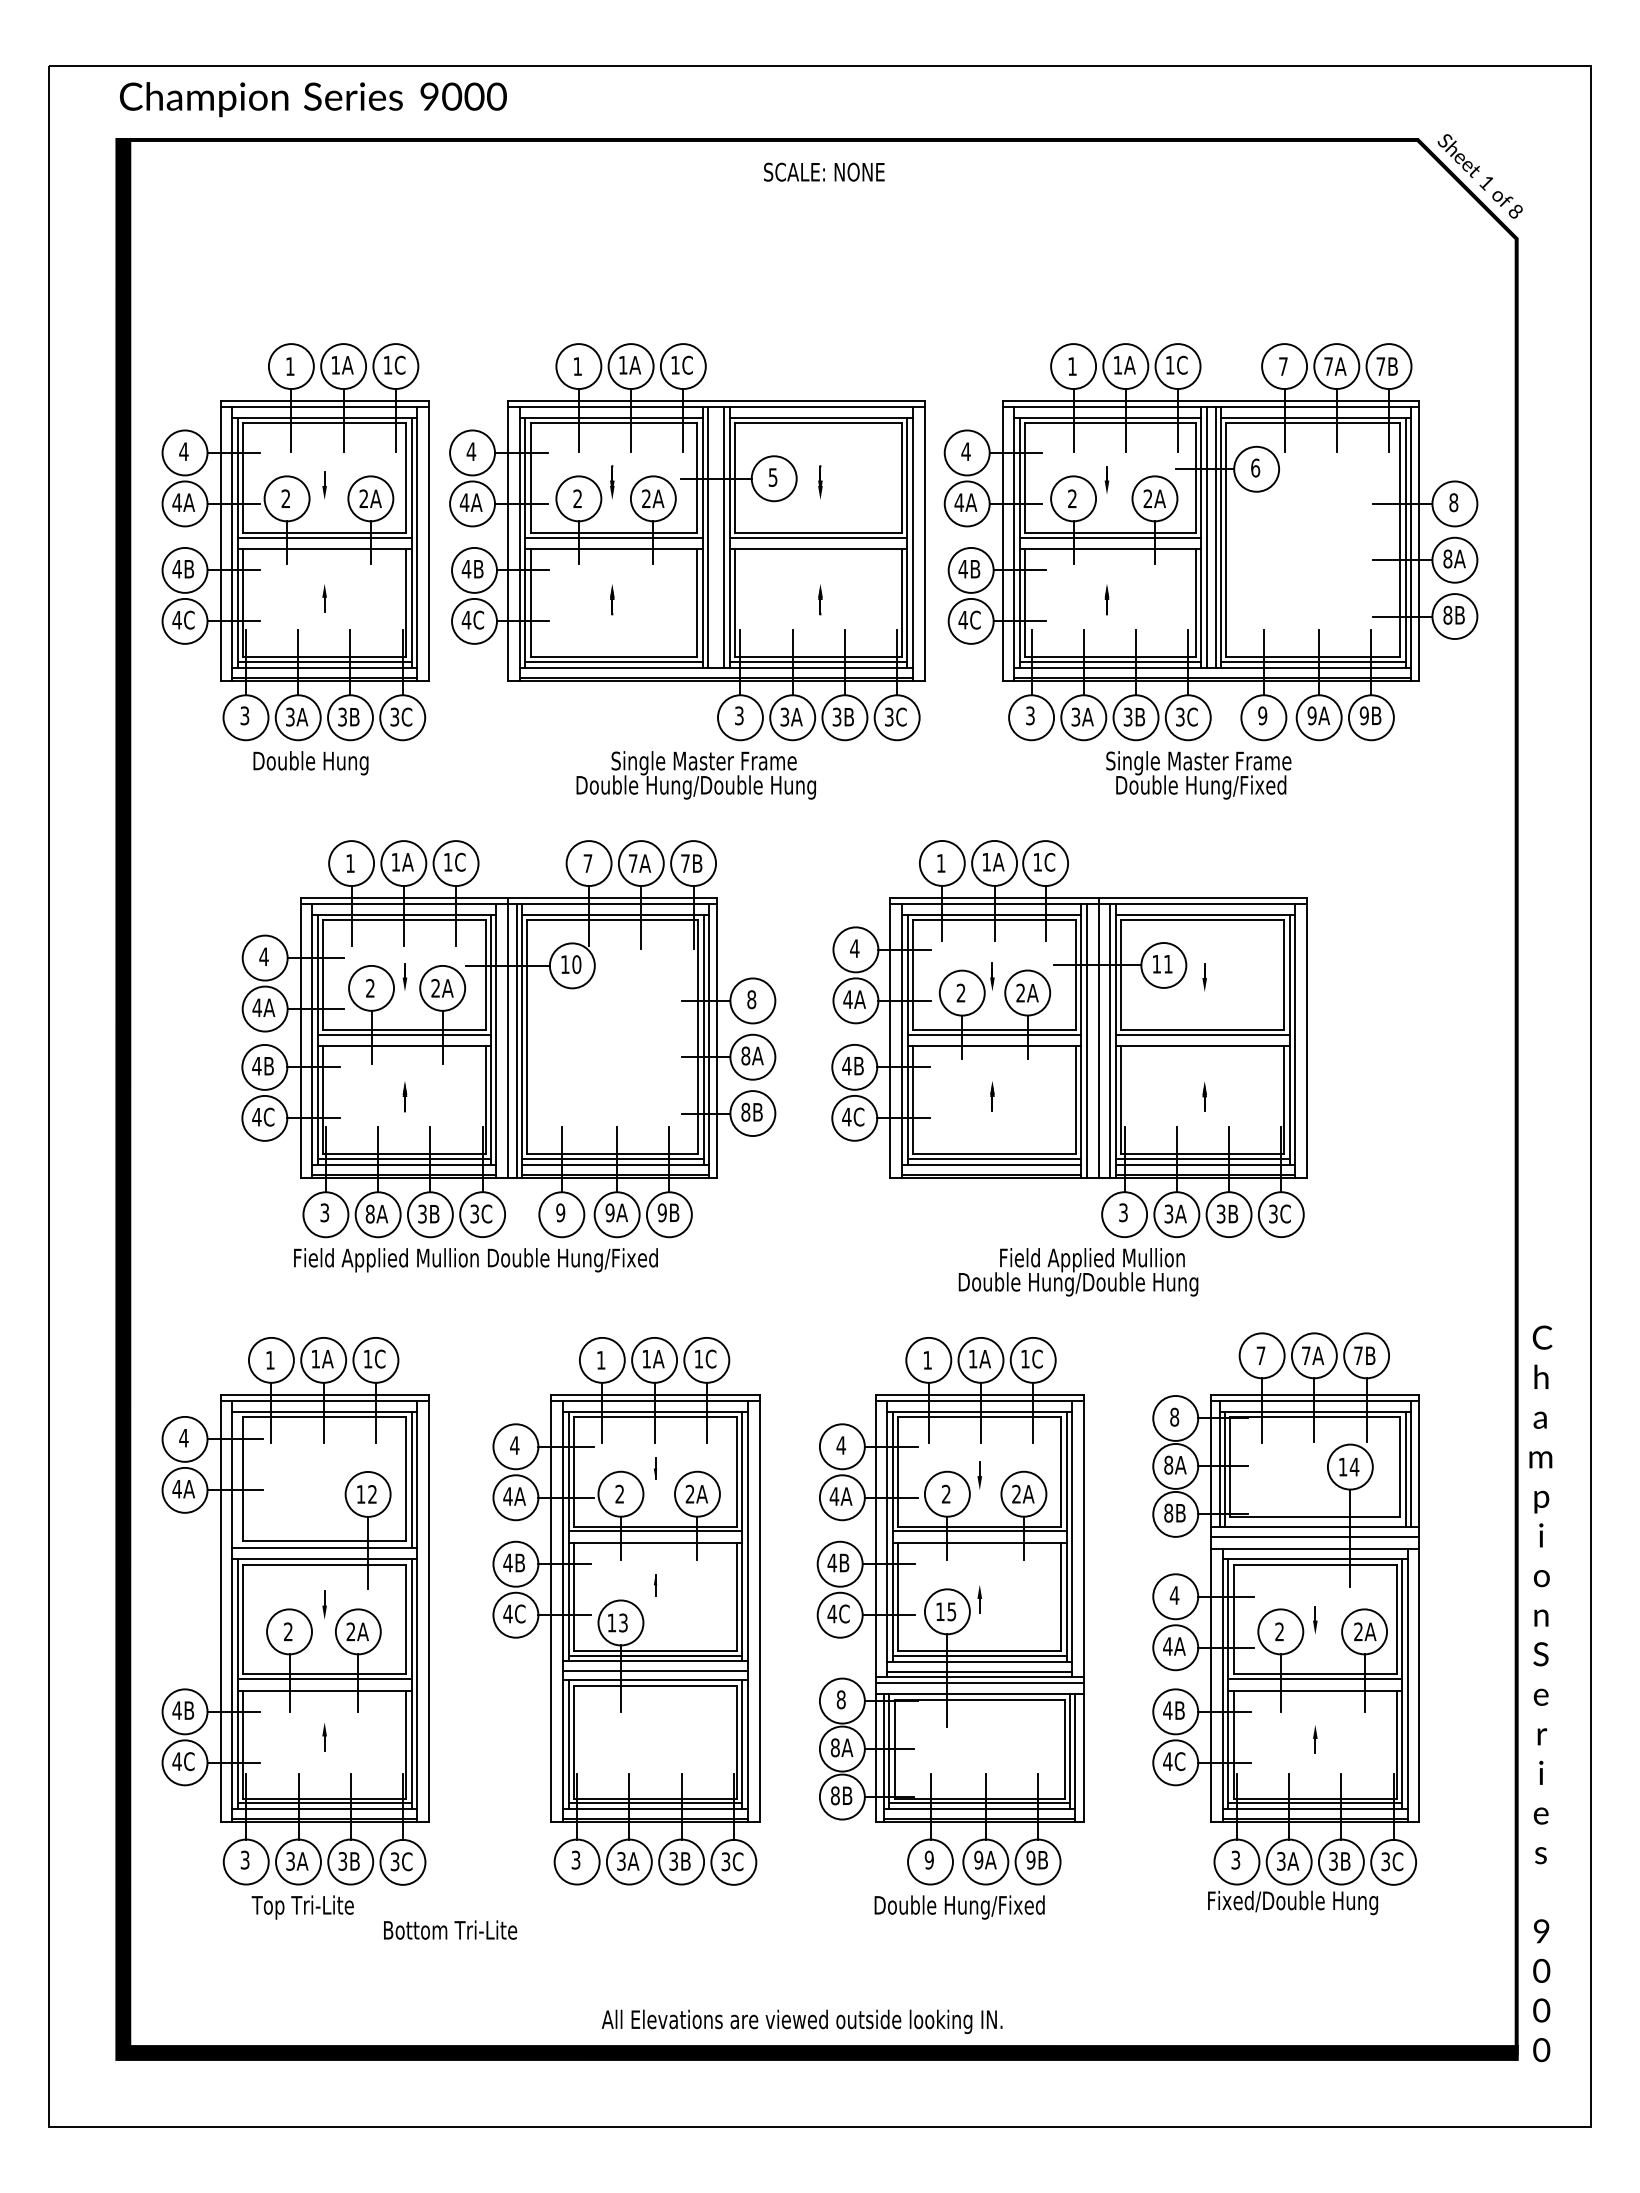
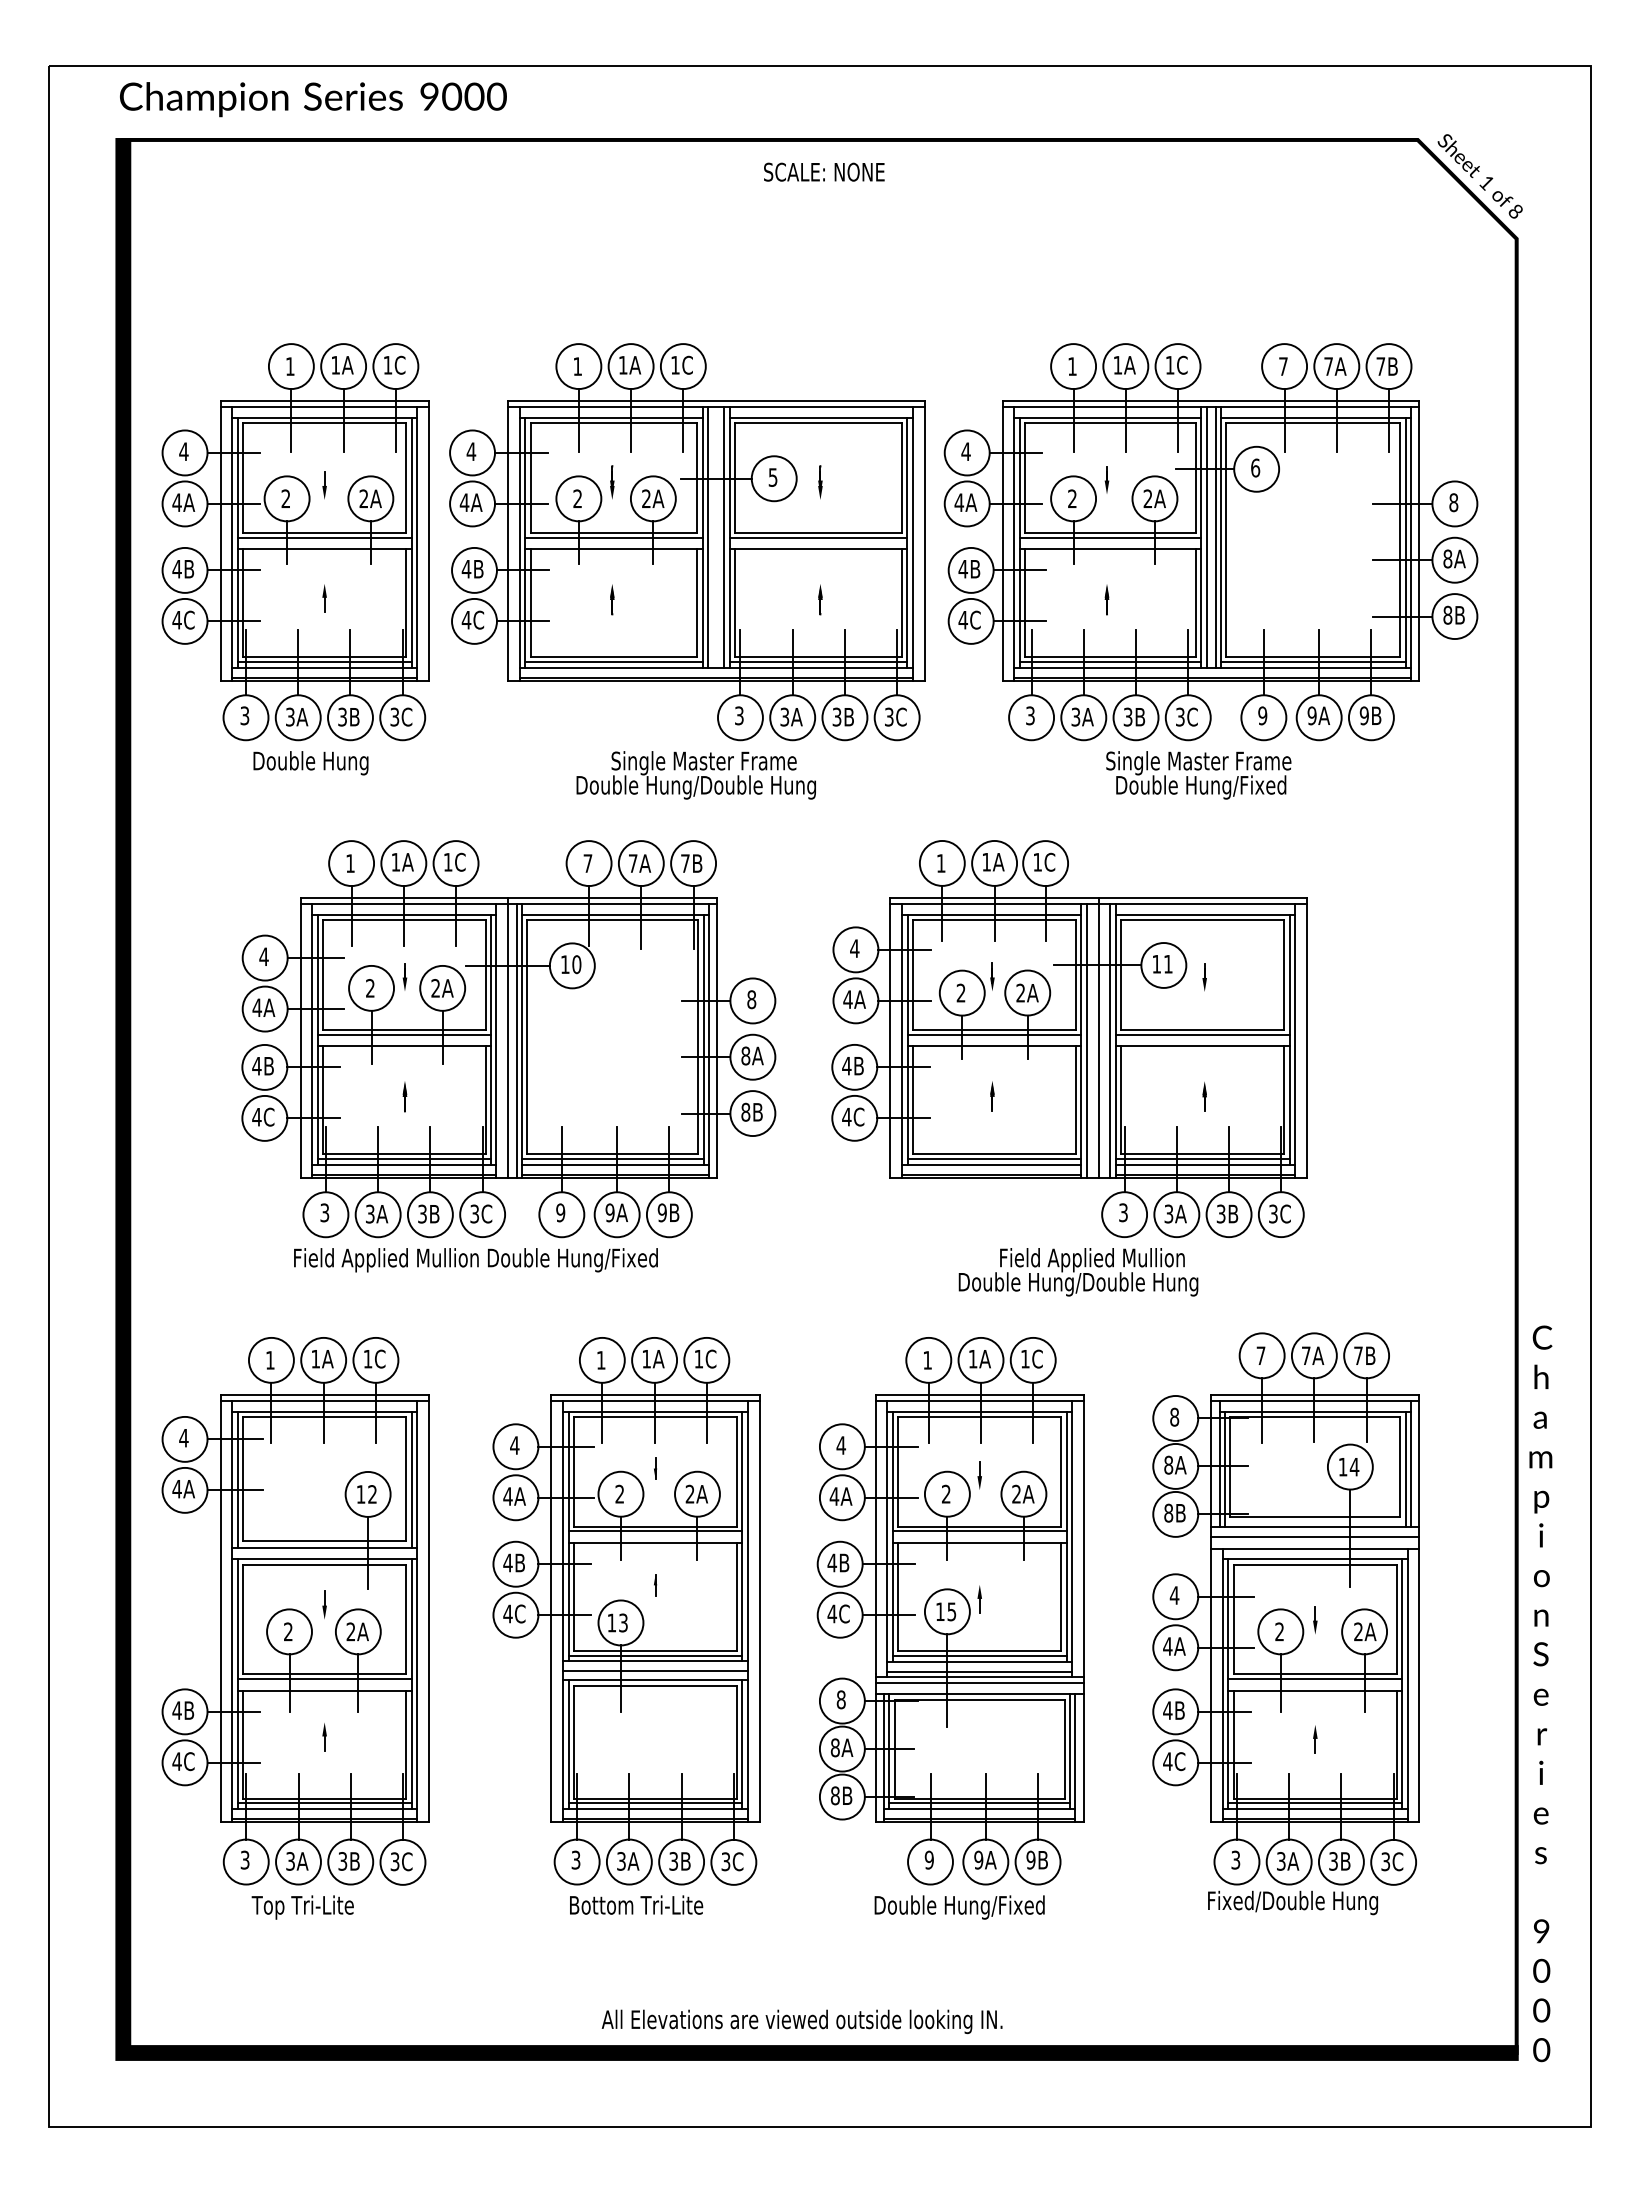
text: 8A -> 3A (369, 1213)
line: none -> present (237, 1479)
text position: (450, 1929) -> (636, 1904) (636, 1904)
